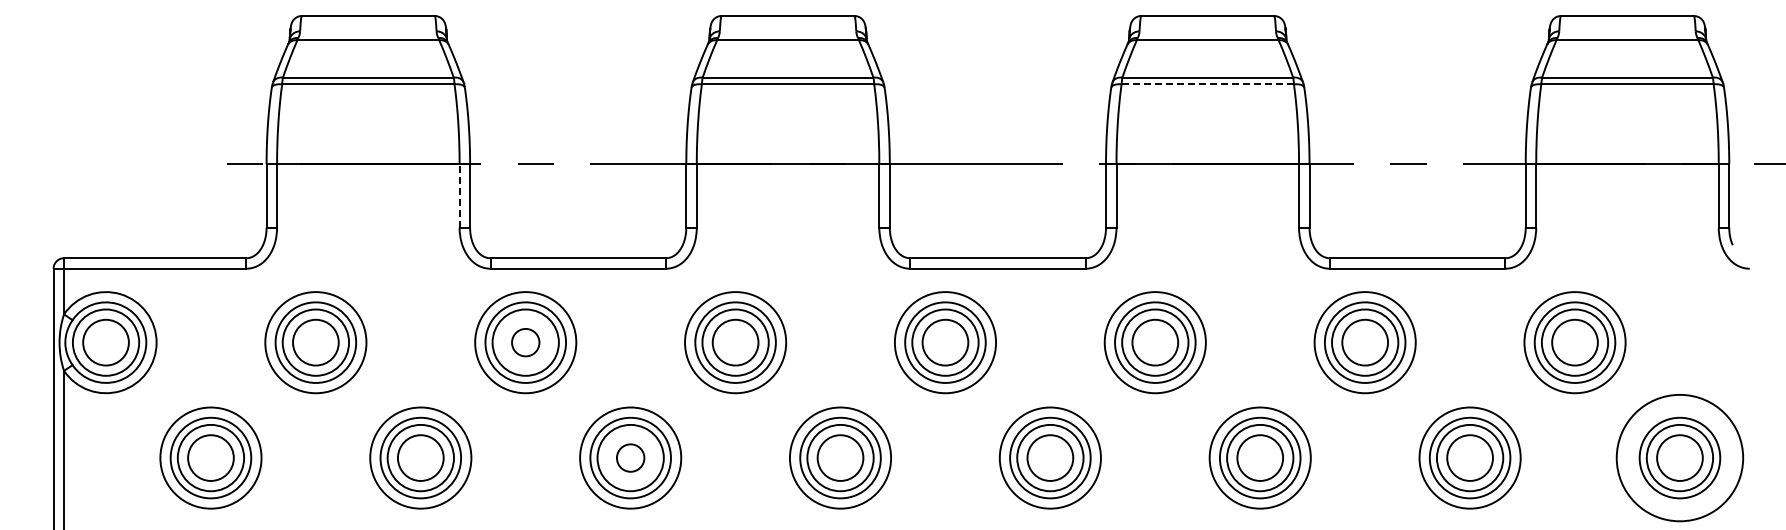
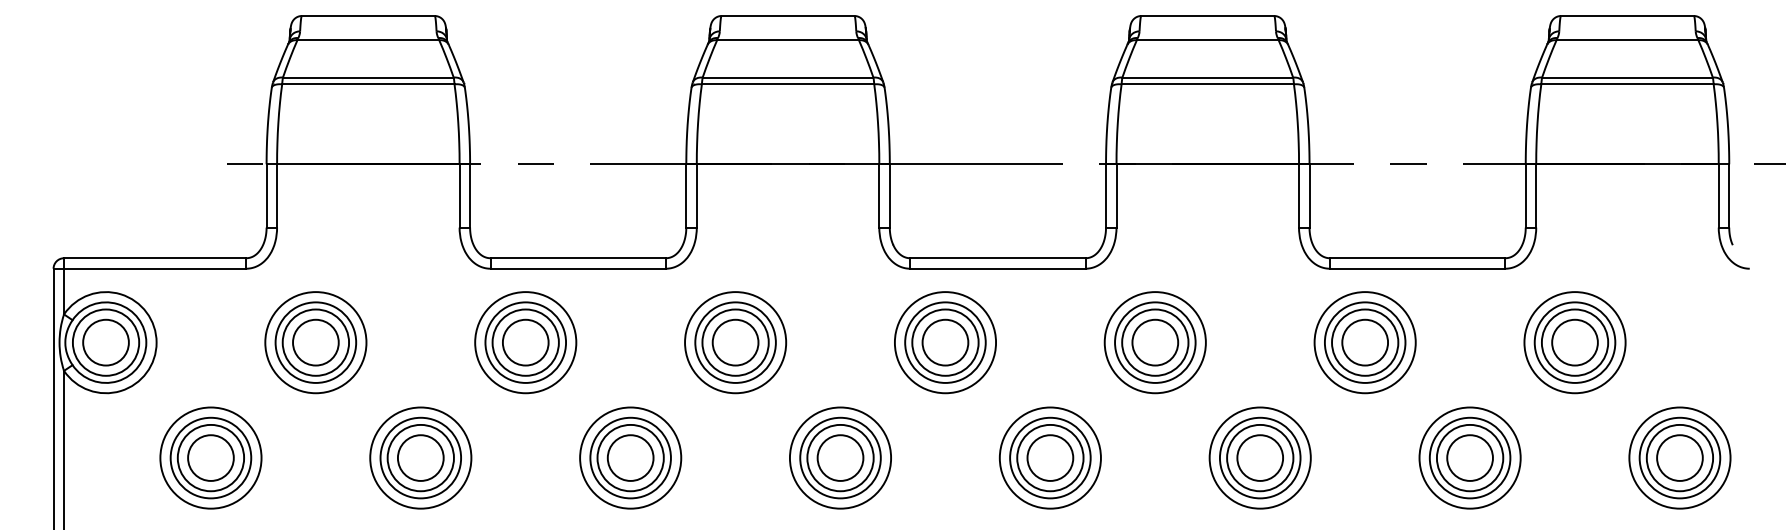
line: dashed -> solid (1207, 84)
line: dashed -> solid (459, 195)
circle diameter: 27 px -> 46 px (525, 342)
circle diameter: 27 px -> 46 px (630, 457)
circle diameter: 126 px -> 101 px (1679, 457)
